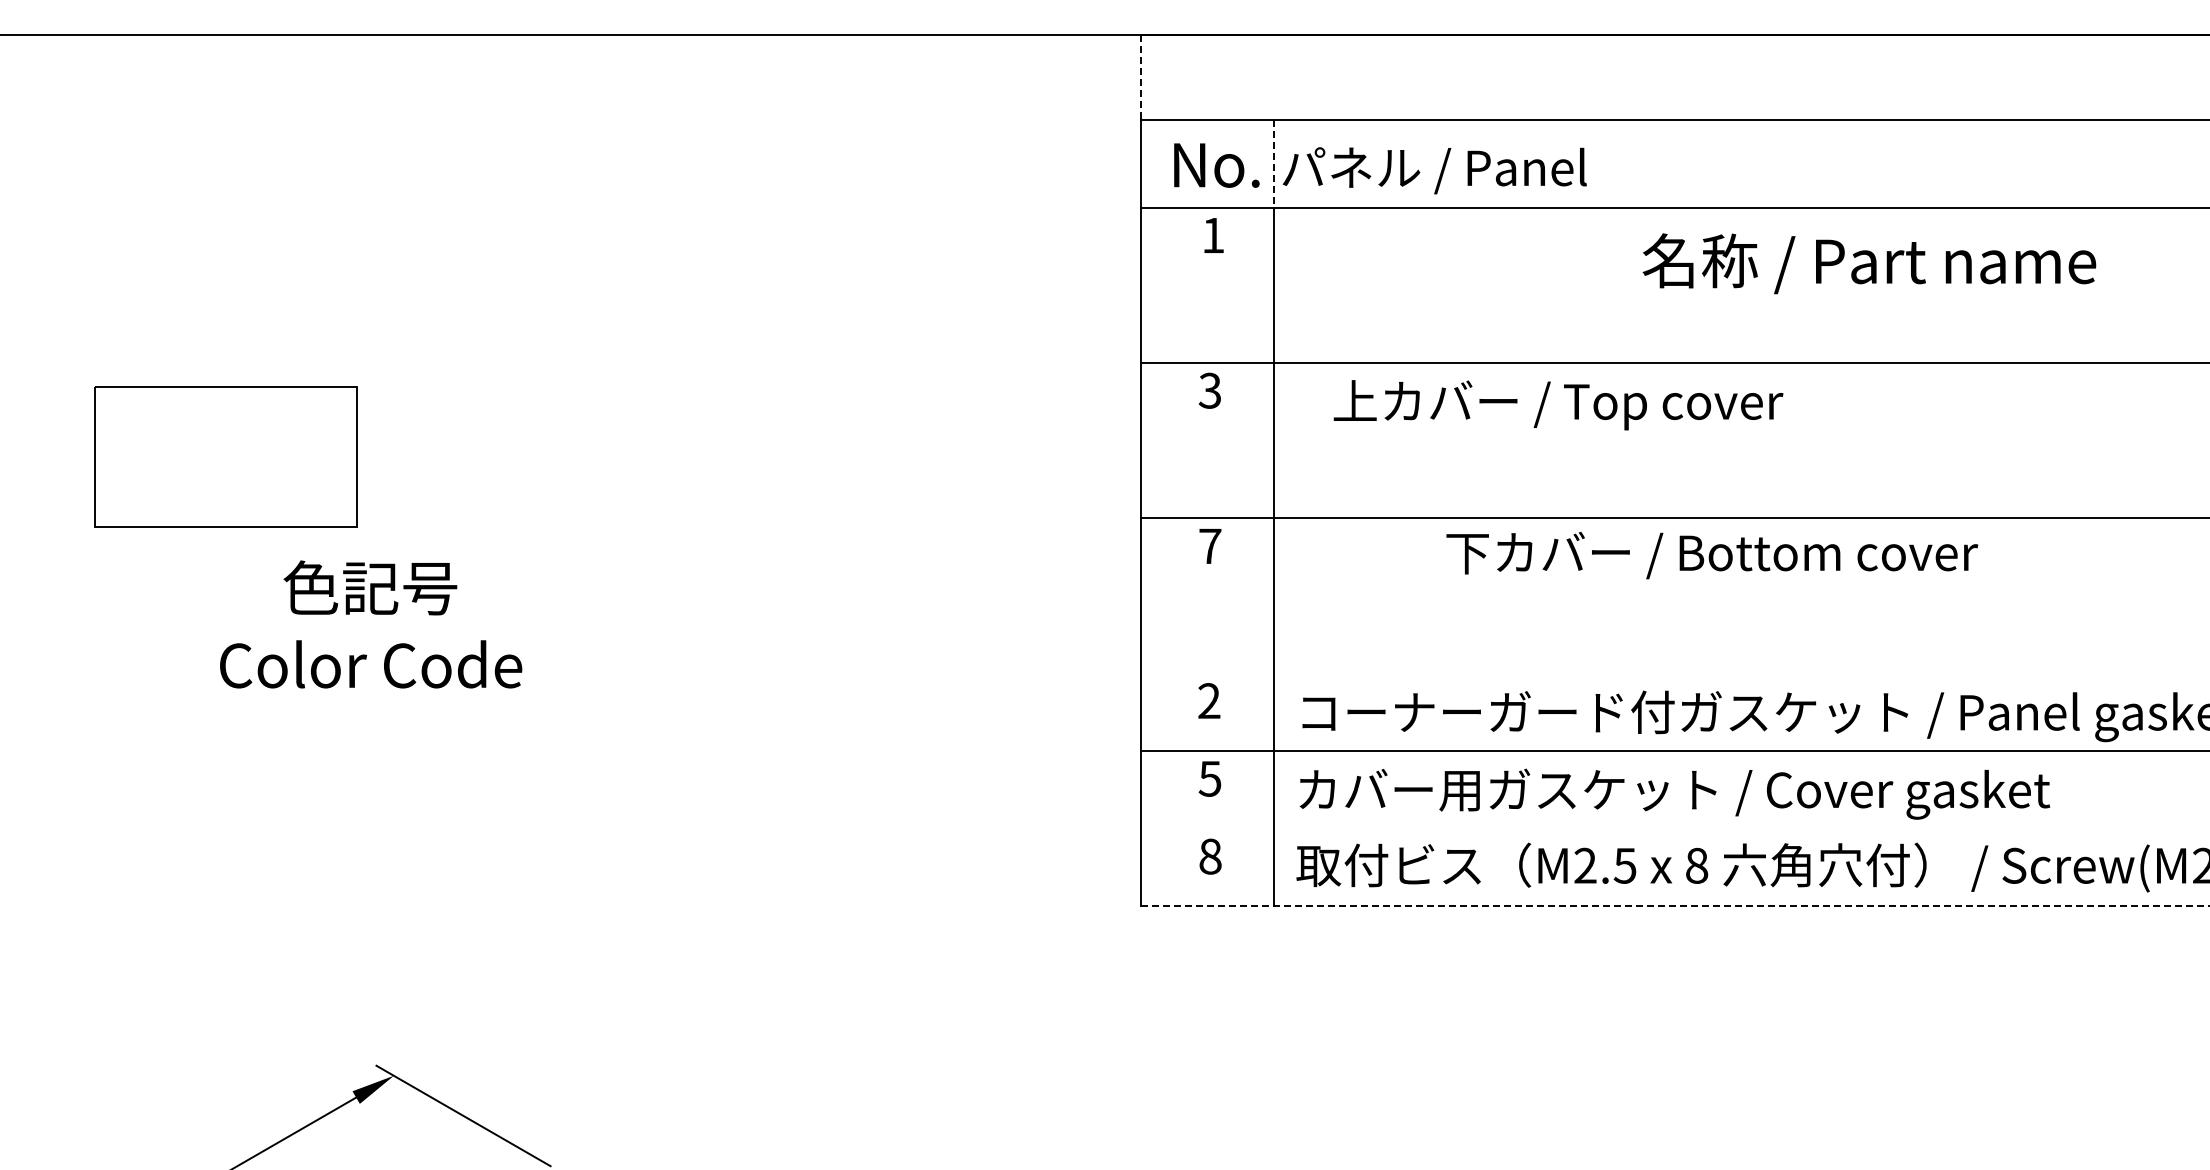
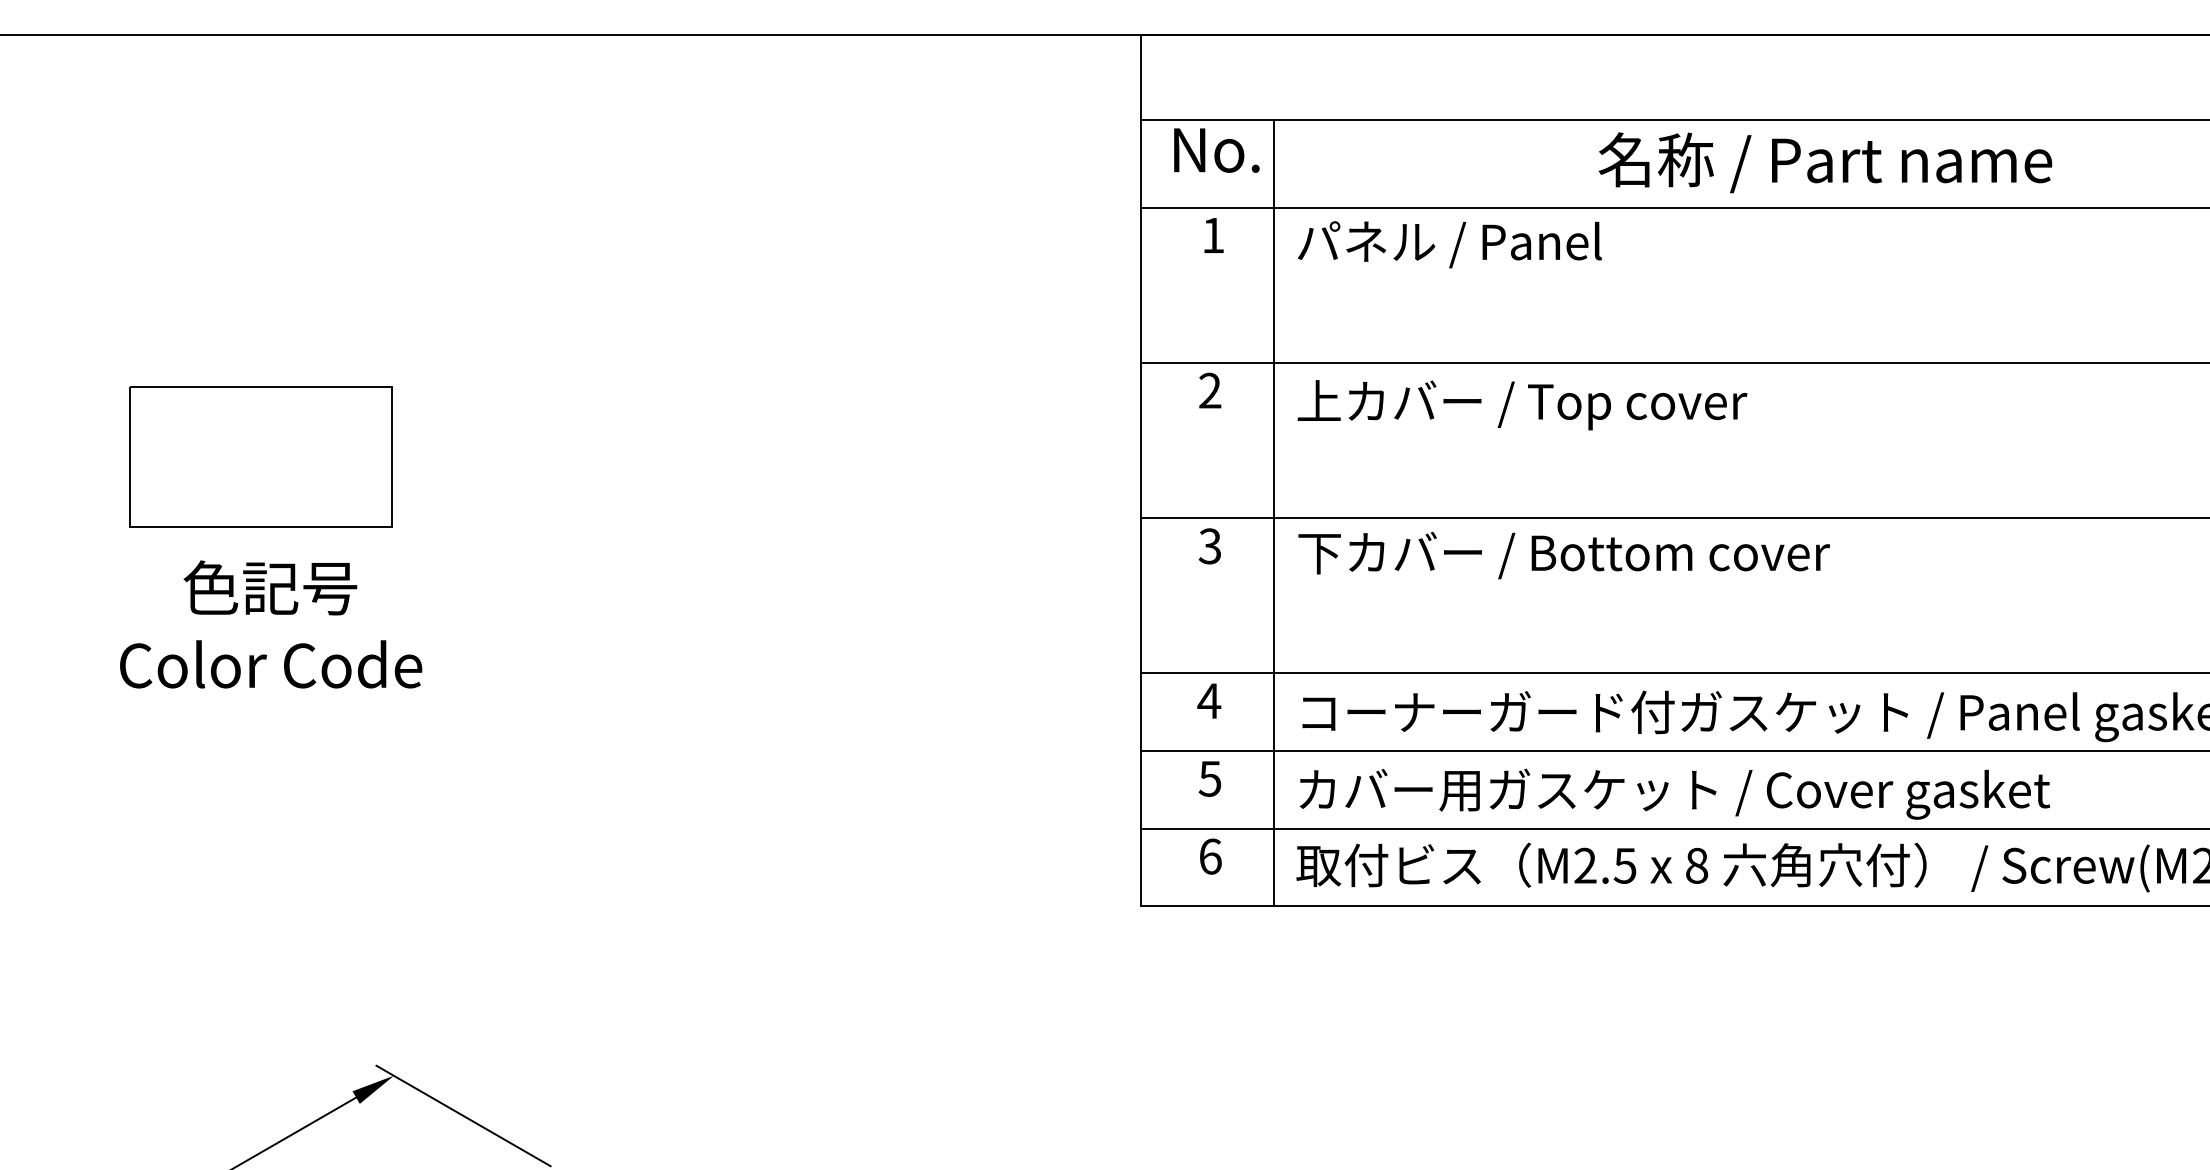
line: dashed -> solid (1140, 77)
line: dashed -> solid (1274, 164)
text position: (1216, 165) -> (1216, 150) (1216, 150)
text position: (1434, 170) -> (1449, 244) (1449, 244)
text position: (1869, 263) -> (1825, 162) (1825, 162)
text: 3 -> 2 (1209, 390)
text position: (1558, 405) -> (1522, 405) (1522, 405)
part position: (225, 456) -> (260, 456) (260, 456)
text: 7 -> 3 (1209, 546)
text position: (1712, 555) -> (1564, 555) (1564, 555)
text position: (371, 624) -> (271, 624) (271, 624)
line: none -> present (1673, 673)
text: 2 -> 4 (1209, 700)
line: none -> present (1673, 828)
text: 8 -> 6 (1210, 856)
line: dashed -> solid (1675, 906)
